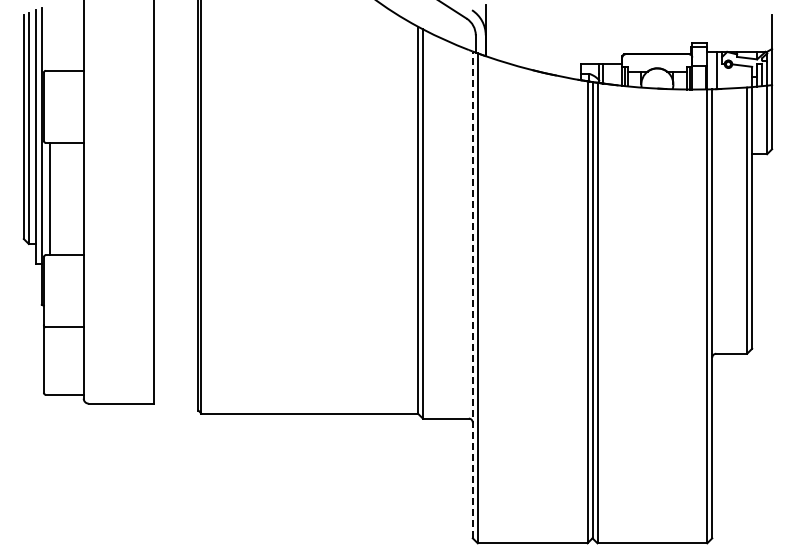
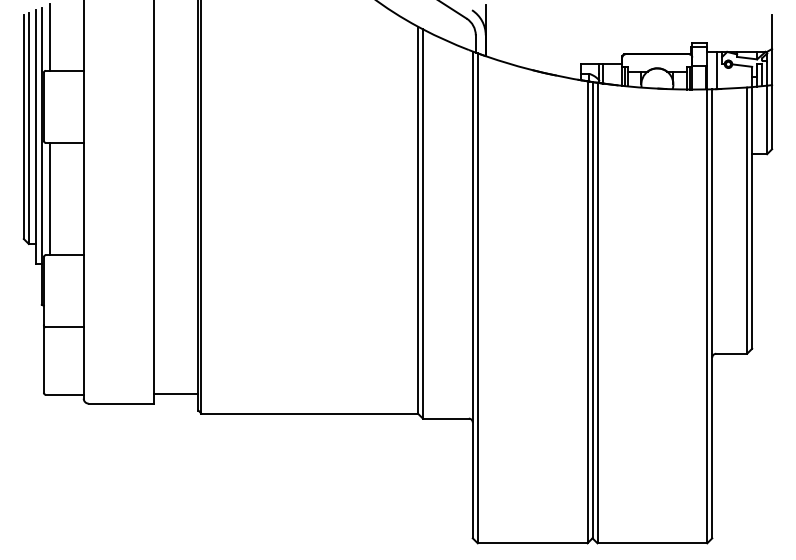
line: none -> present (49, 37)
line: dashed -> solid (472, 294)
line: none -> present (175, 393)
